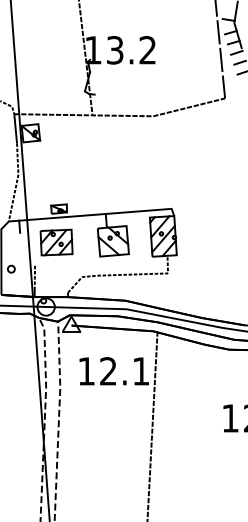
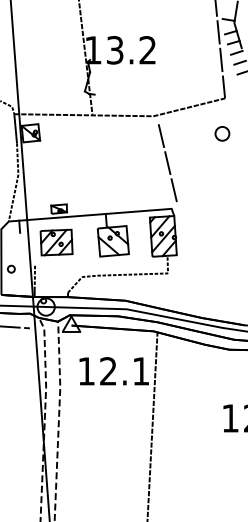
part: none -> present (222, 133)
line: none -> present (167, 163)
line: none -> present (15, 327)
